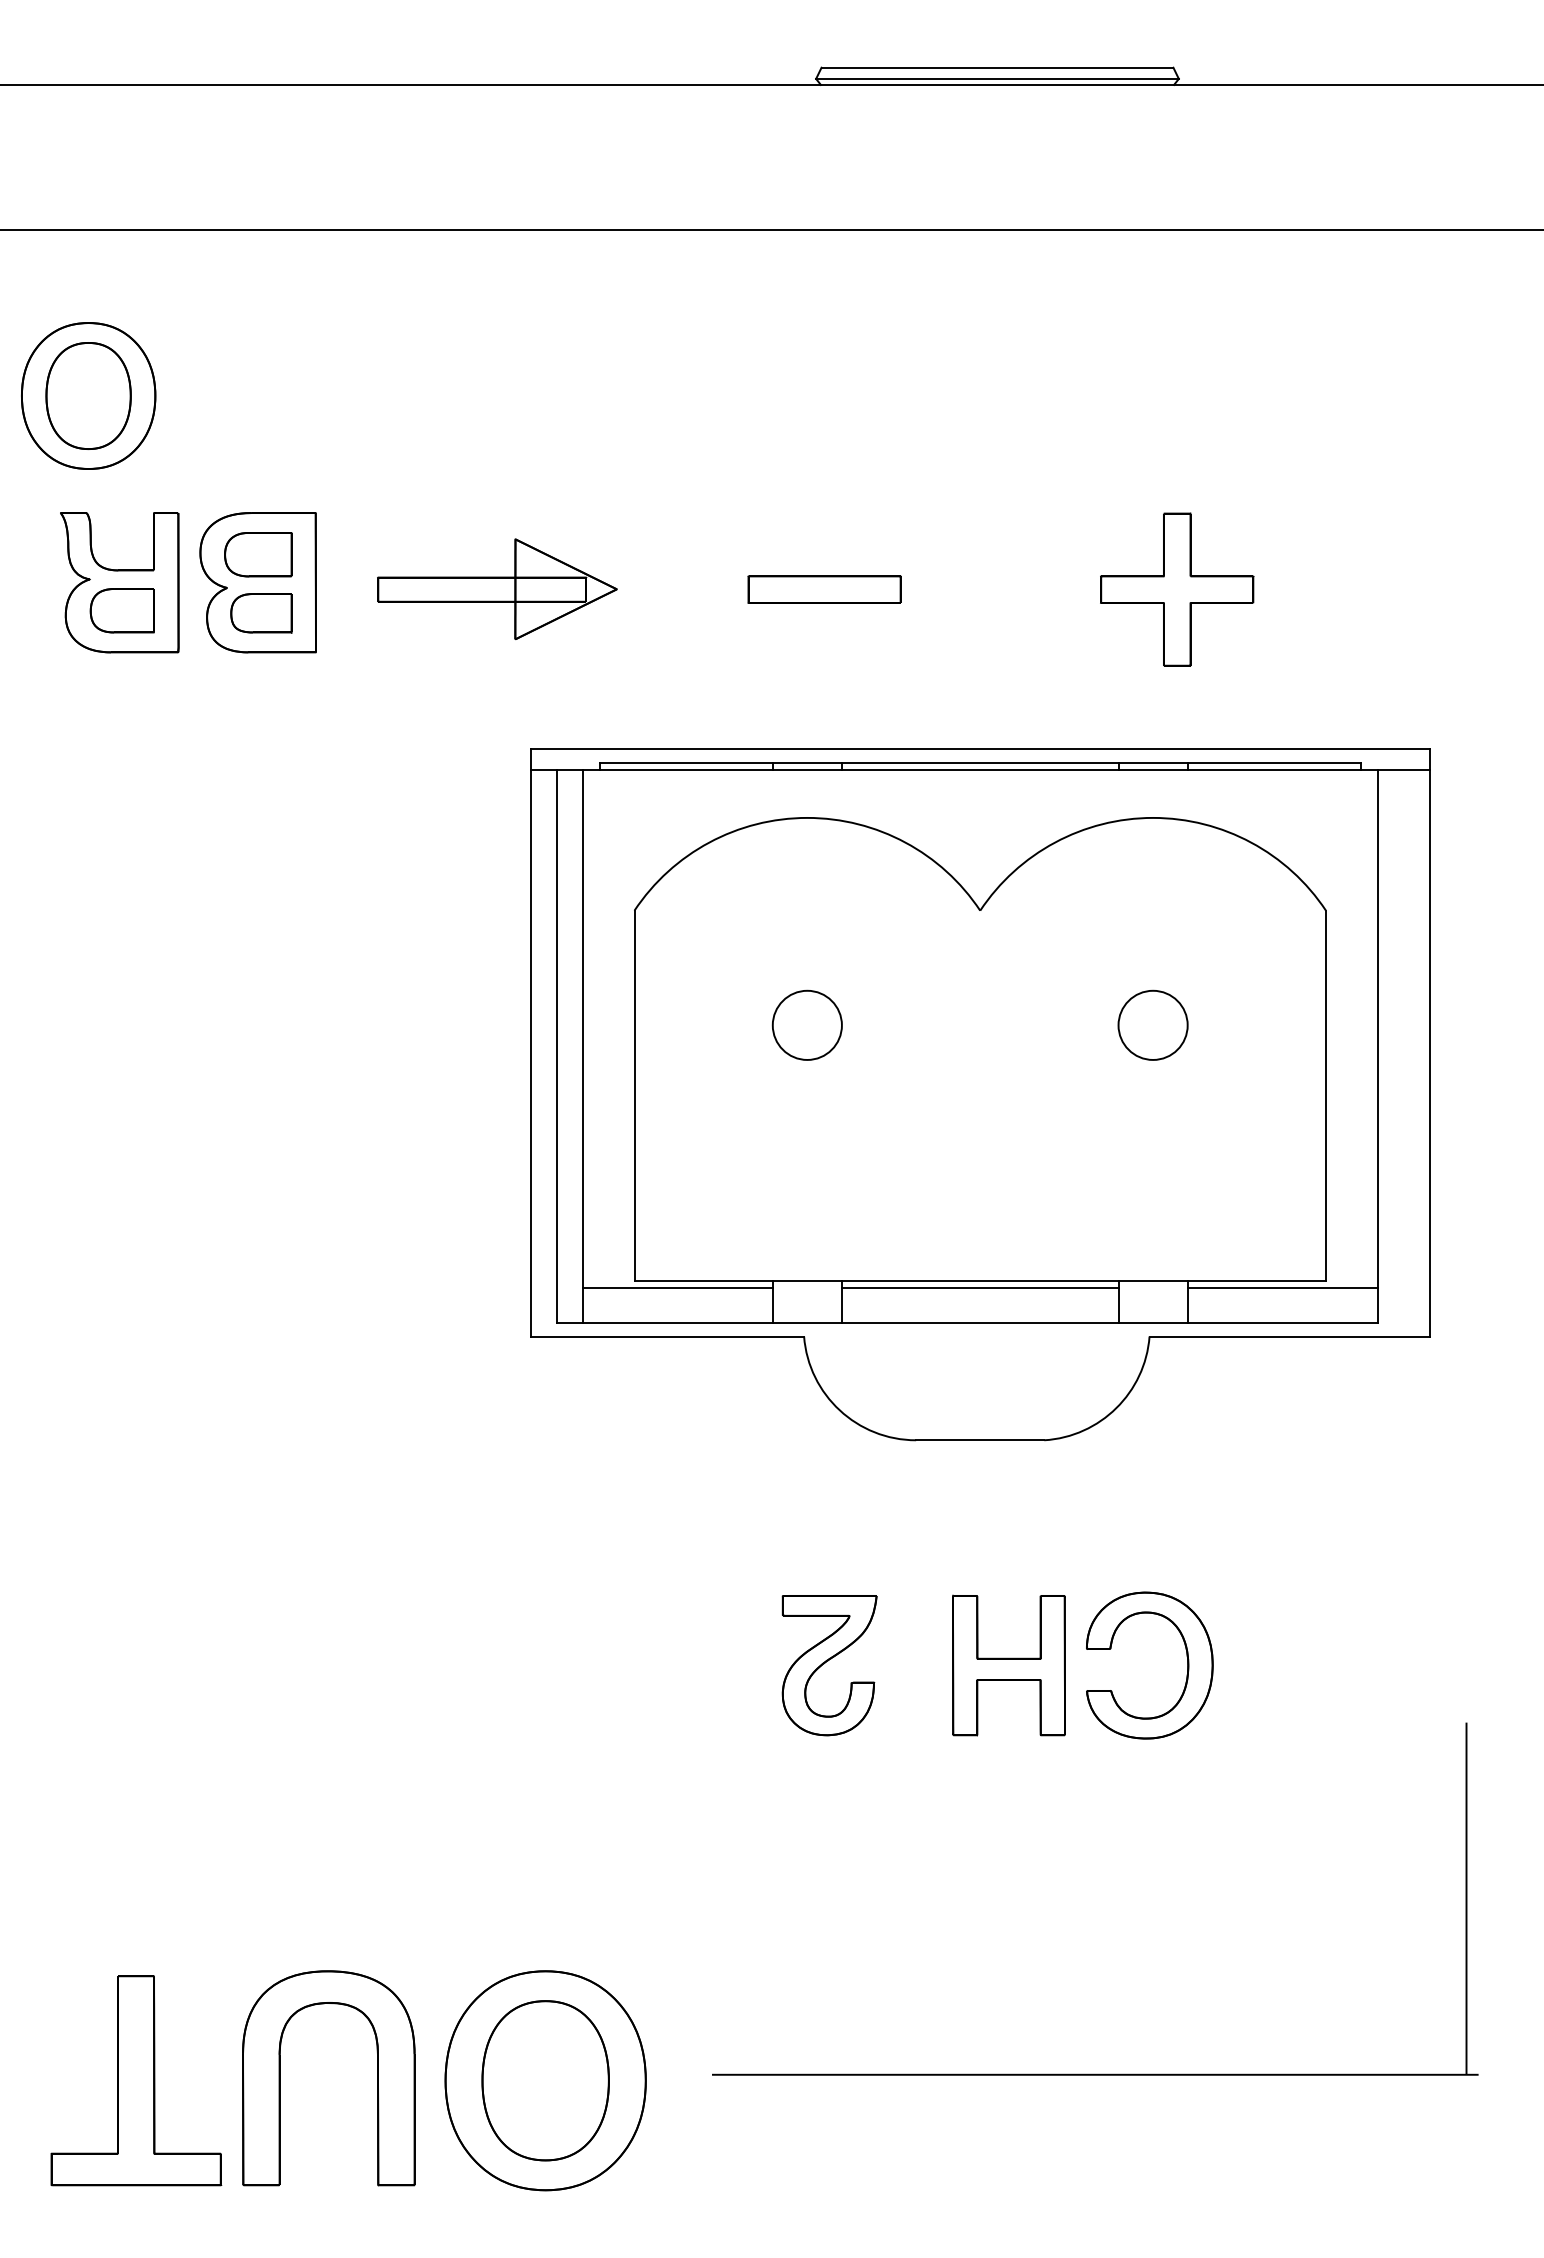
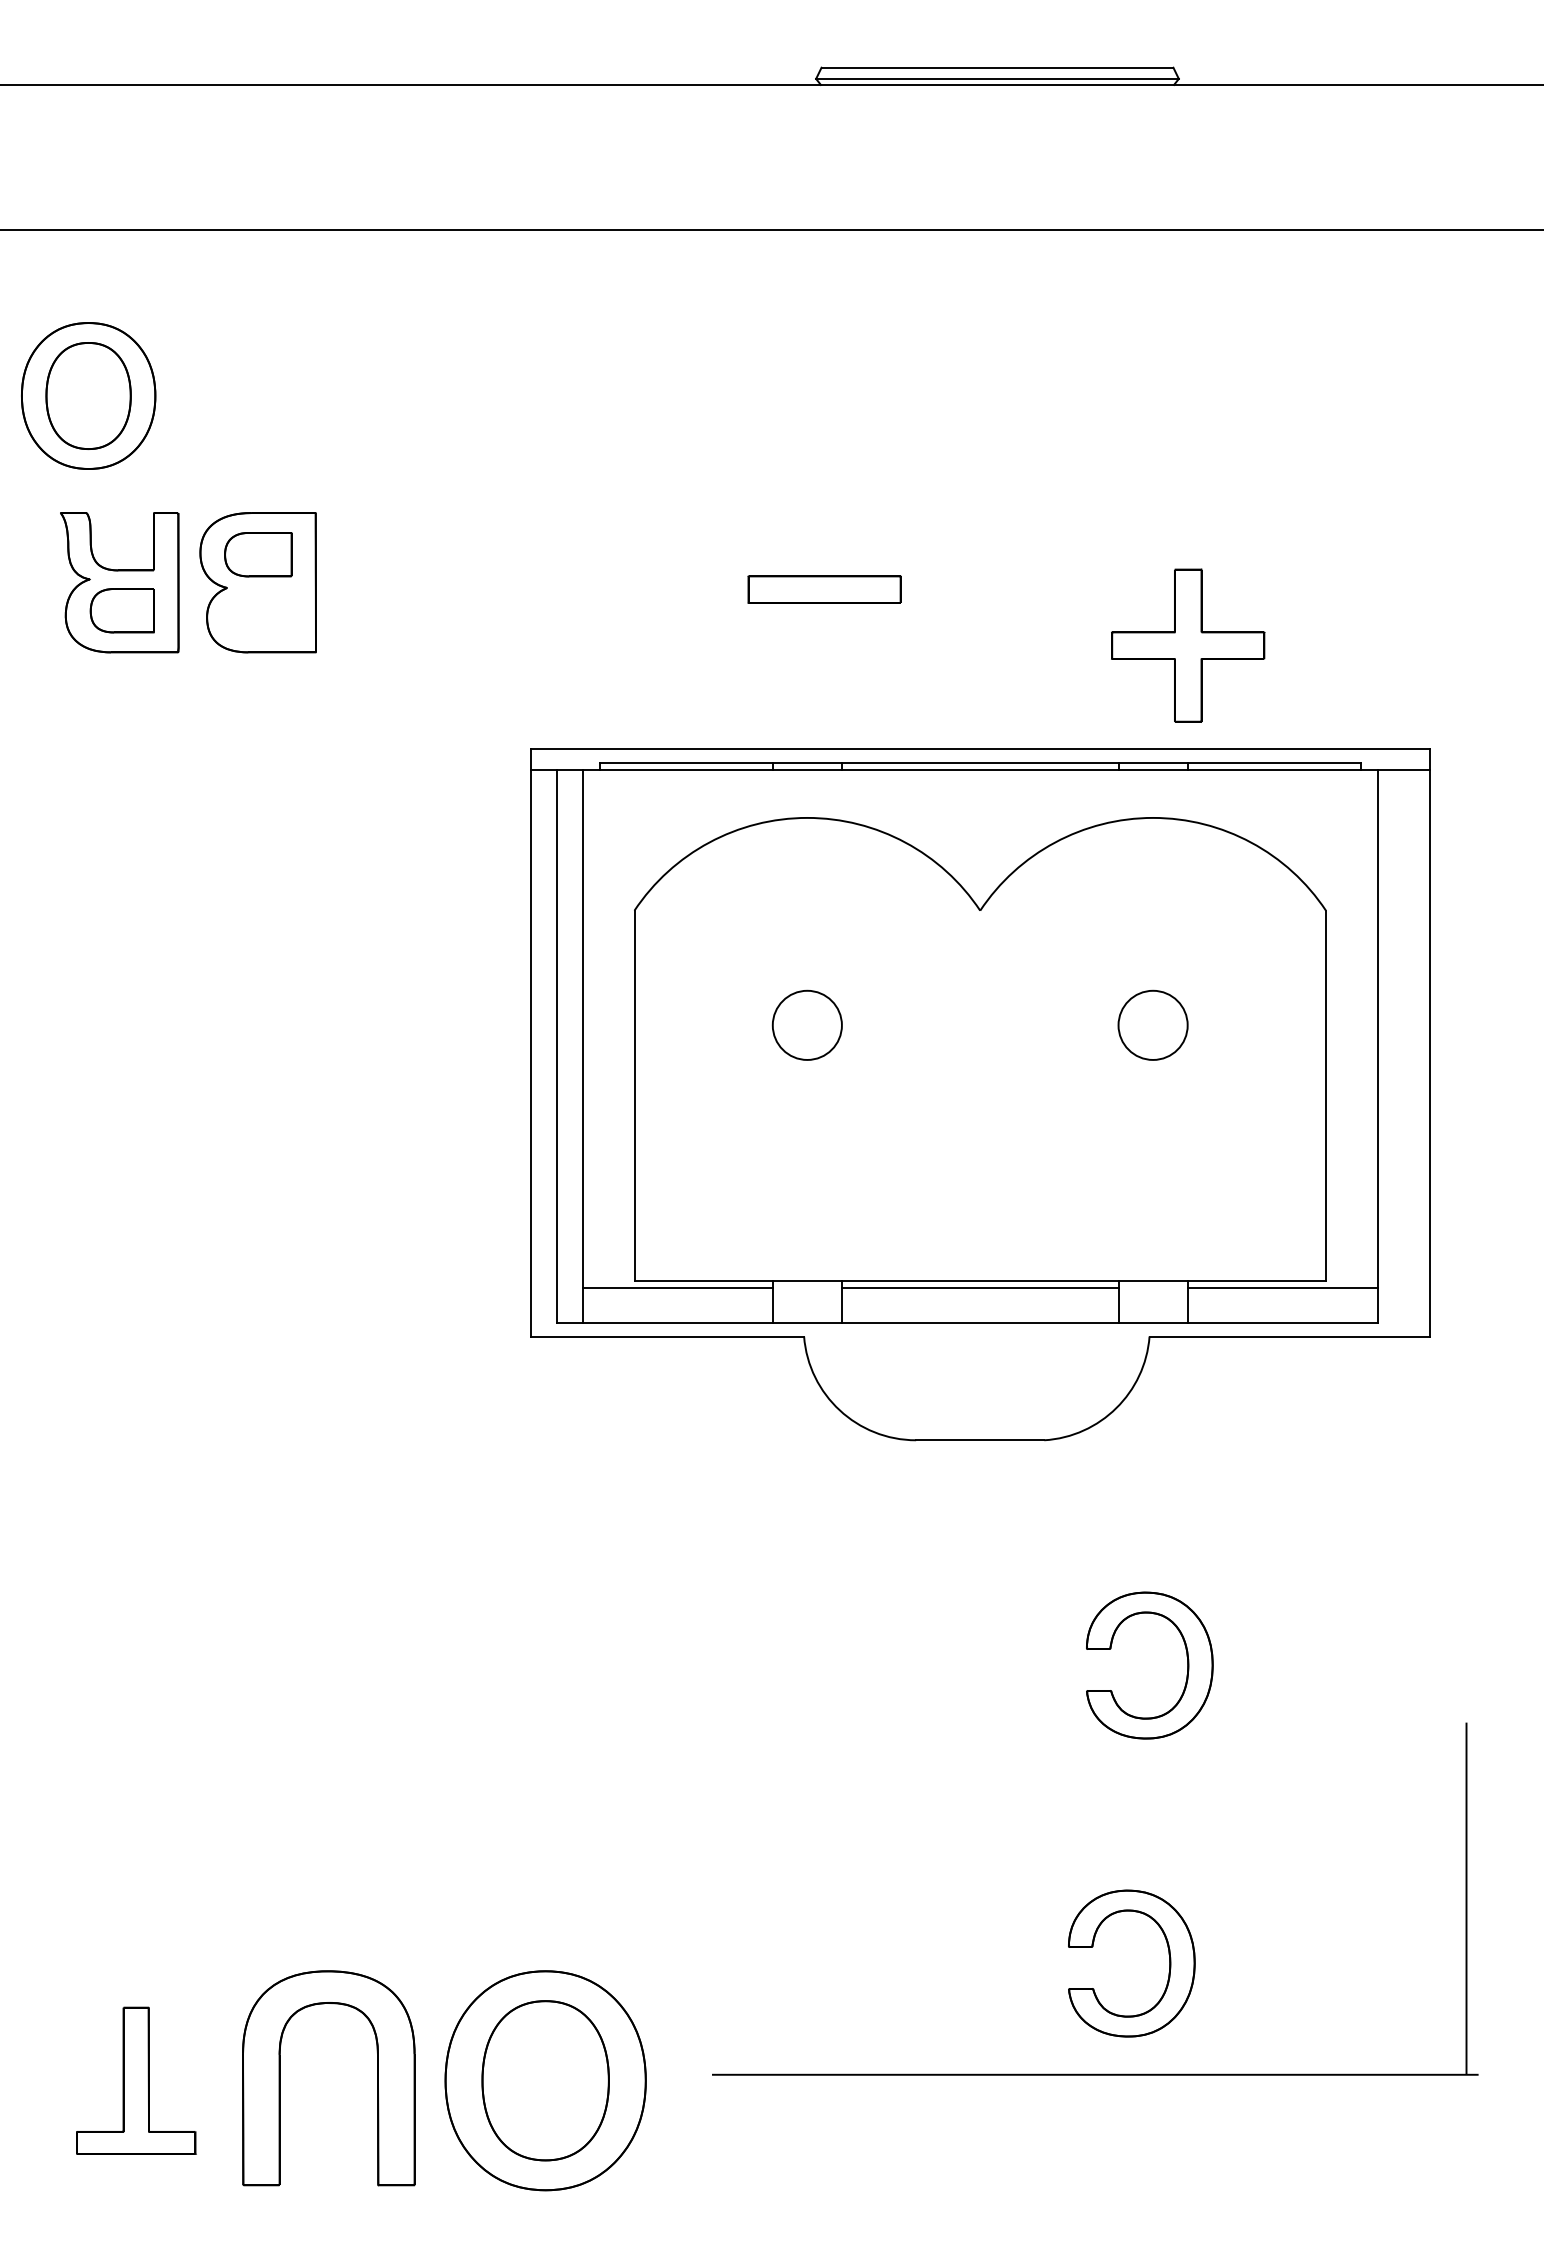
part: present -> none (497, 588)
part position: (1177, 589) -> (1188, 645) (1188, 645)
part: present -> none (261, 613)
part: present -> none (829, 1665)
part: present -> none (1008, 1665)
part: none -> present (1169, 1963)
part size: 173x212 px -> 121x149 px (136, 2080)
